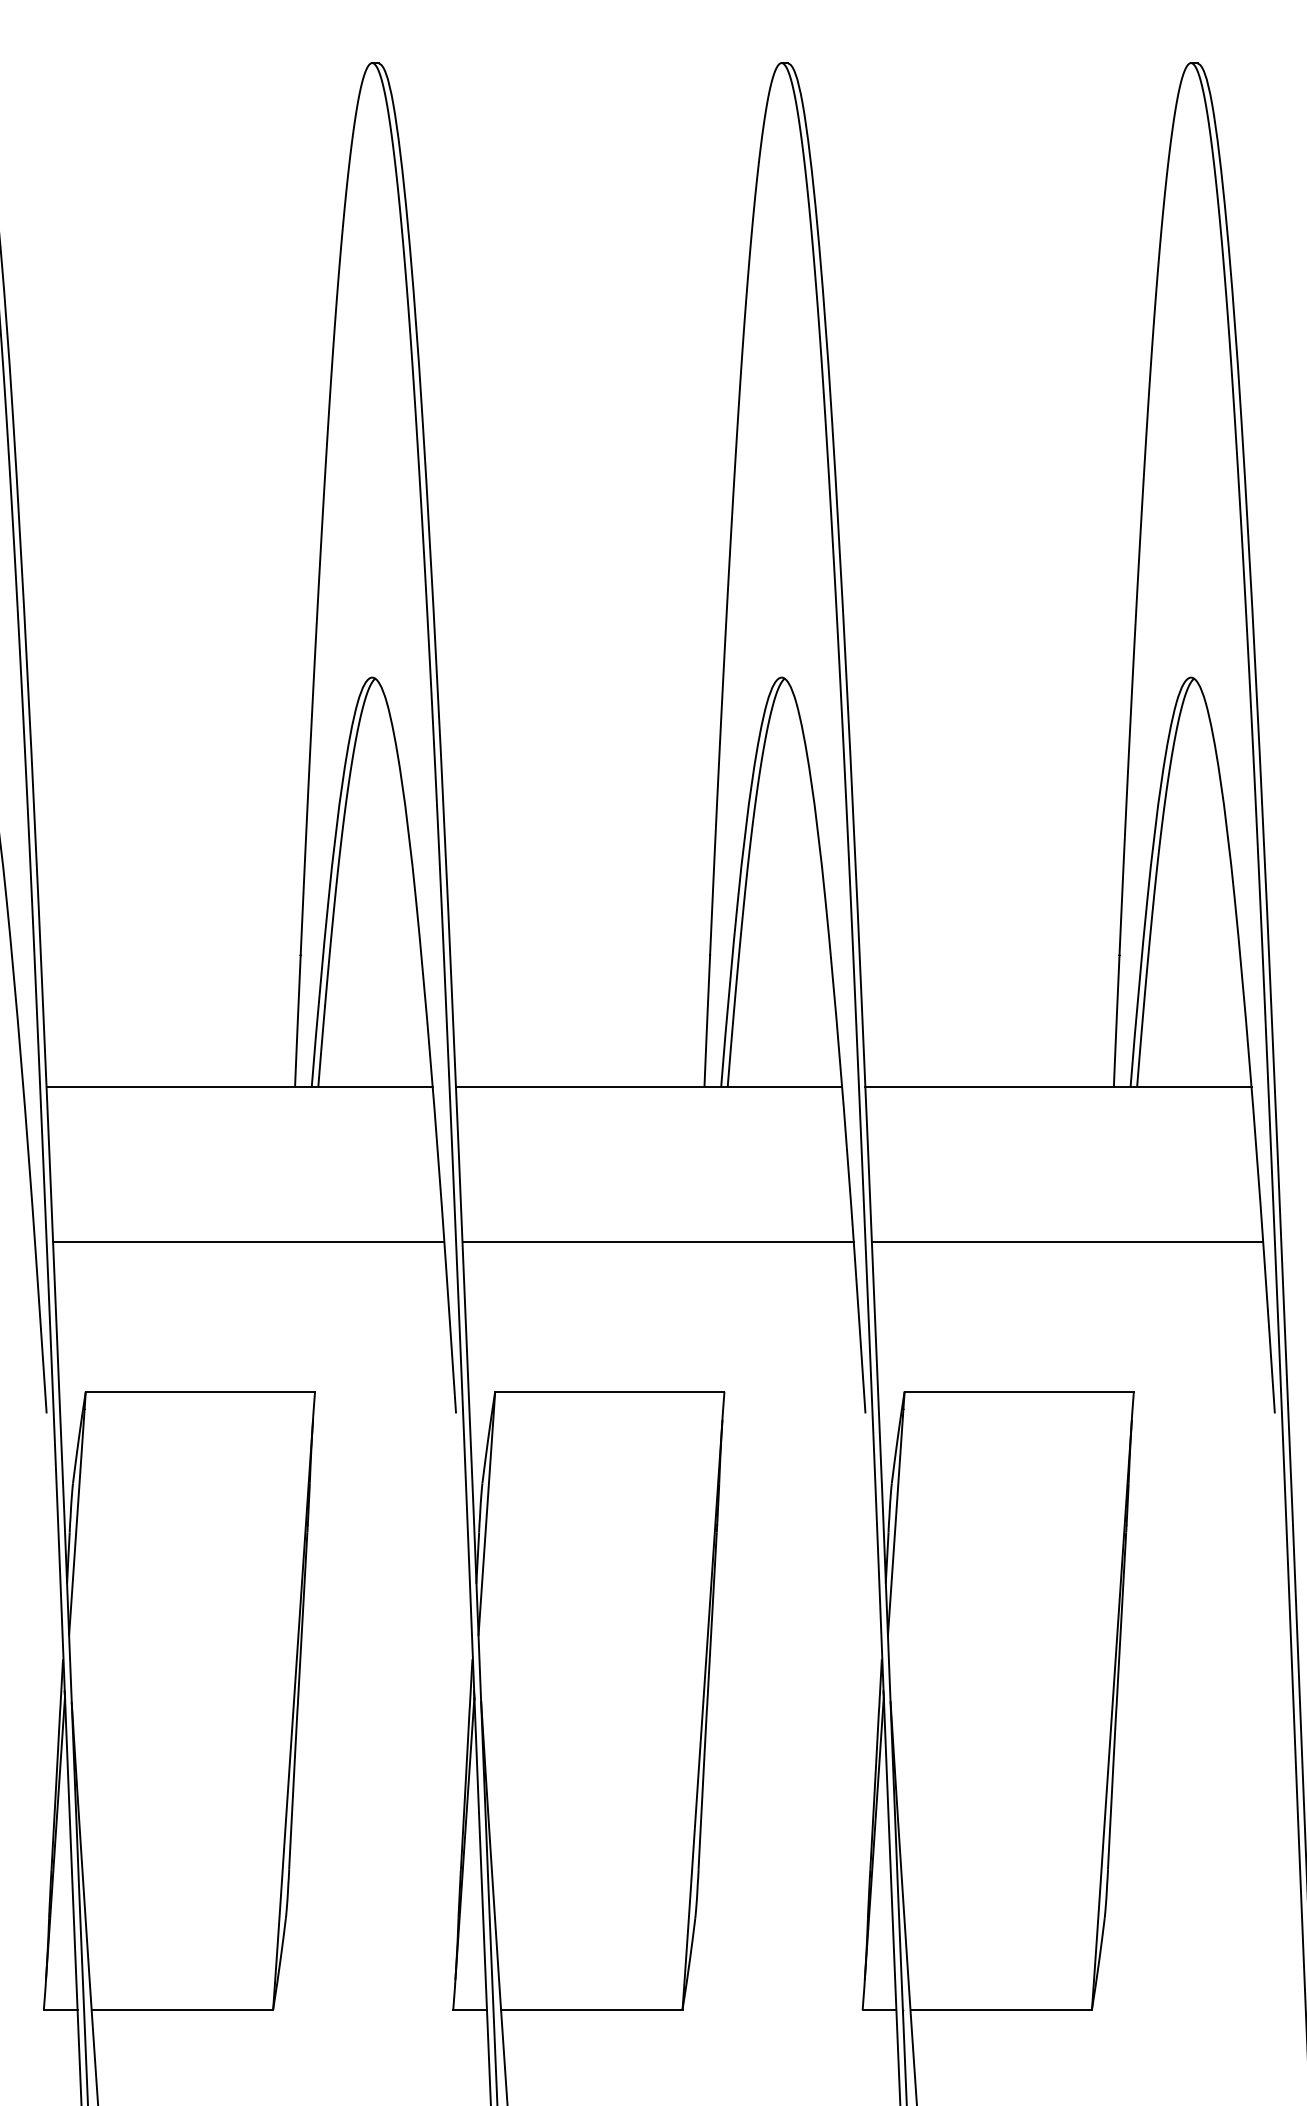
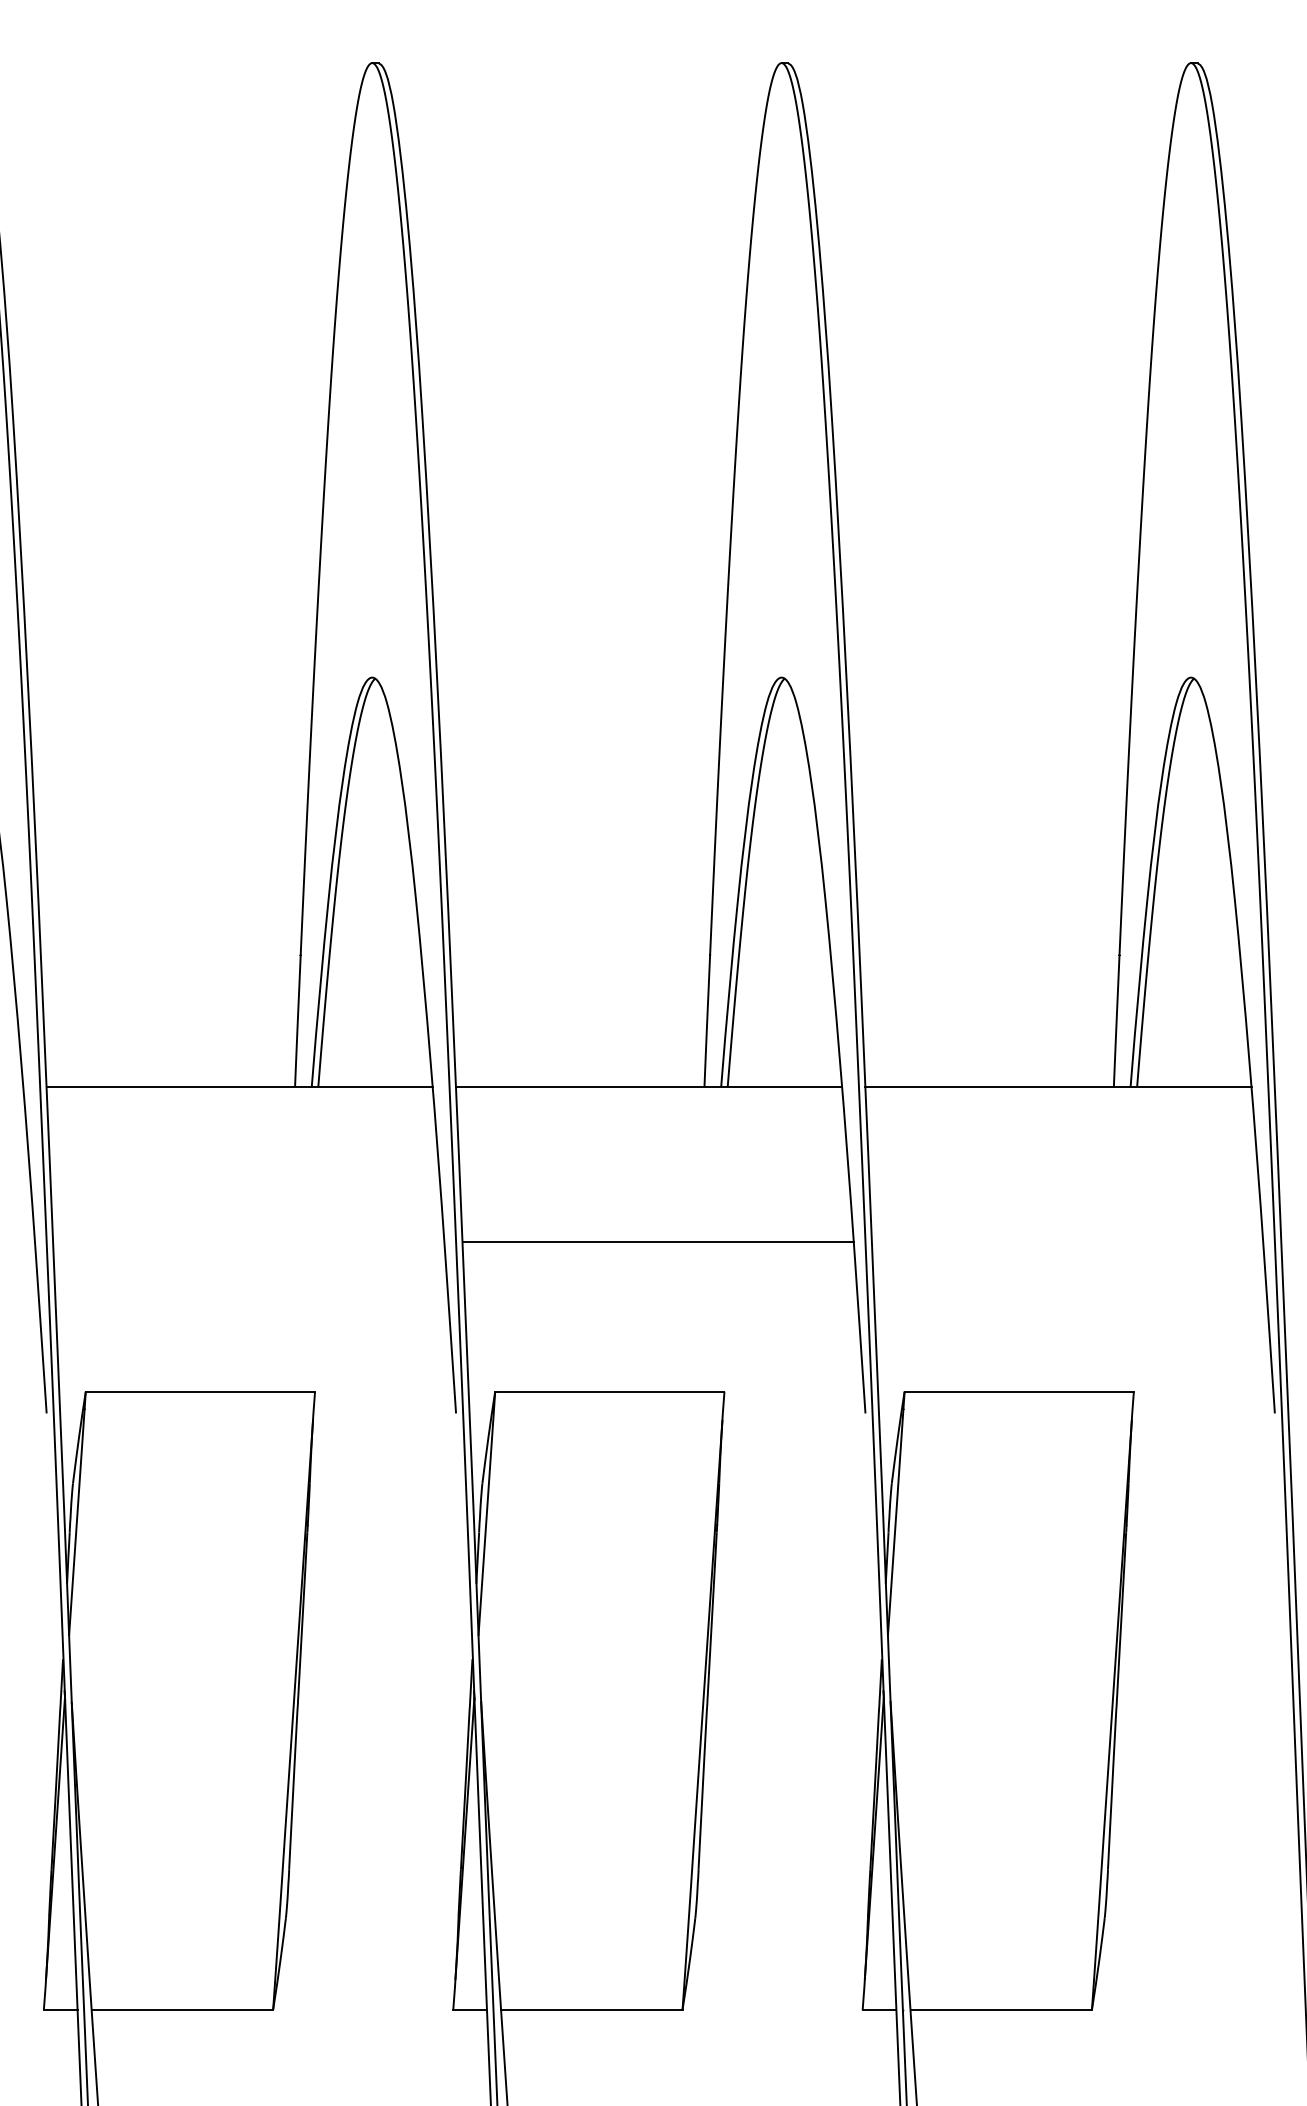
line: present -> none (248, 1242)
line: present -> none (1067, 1242)
